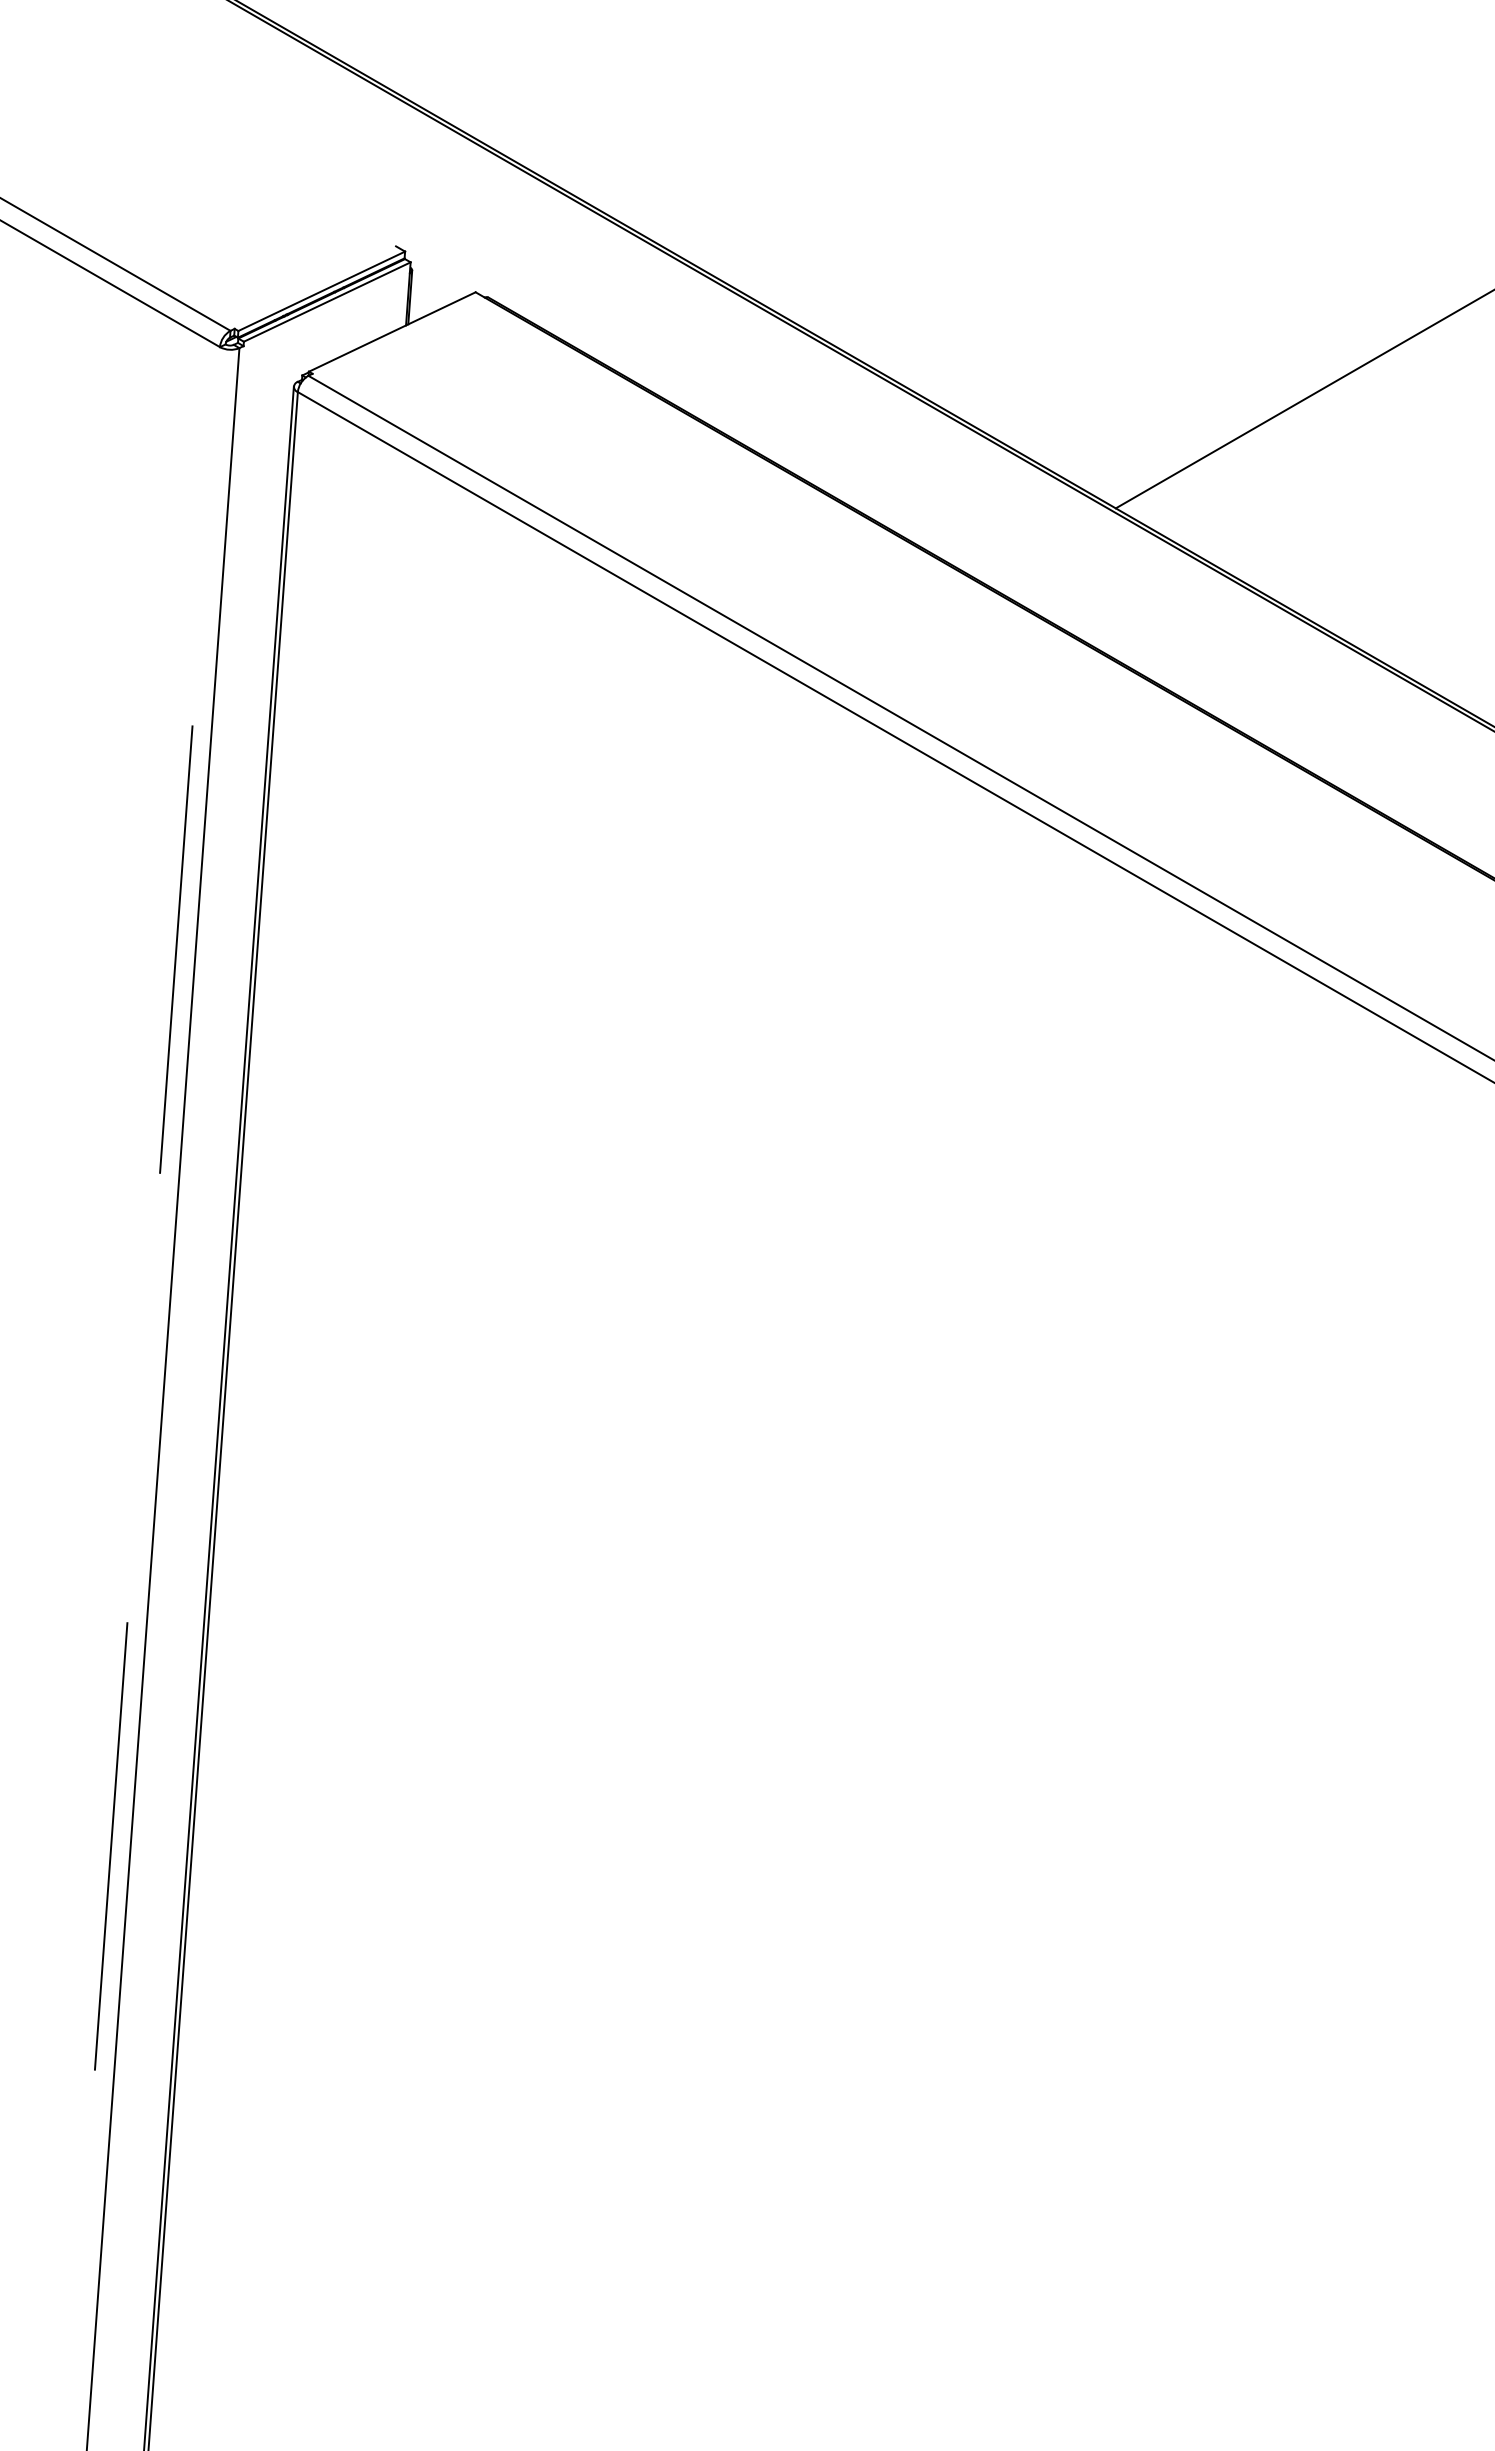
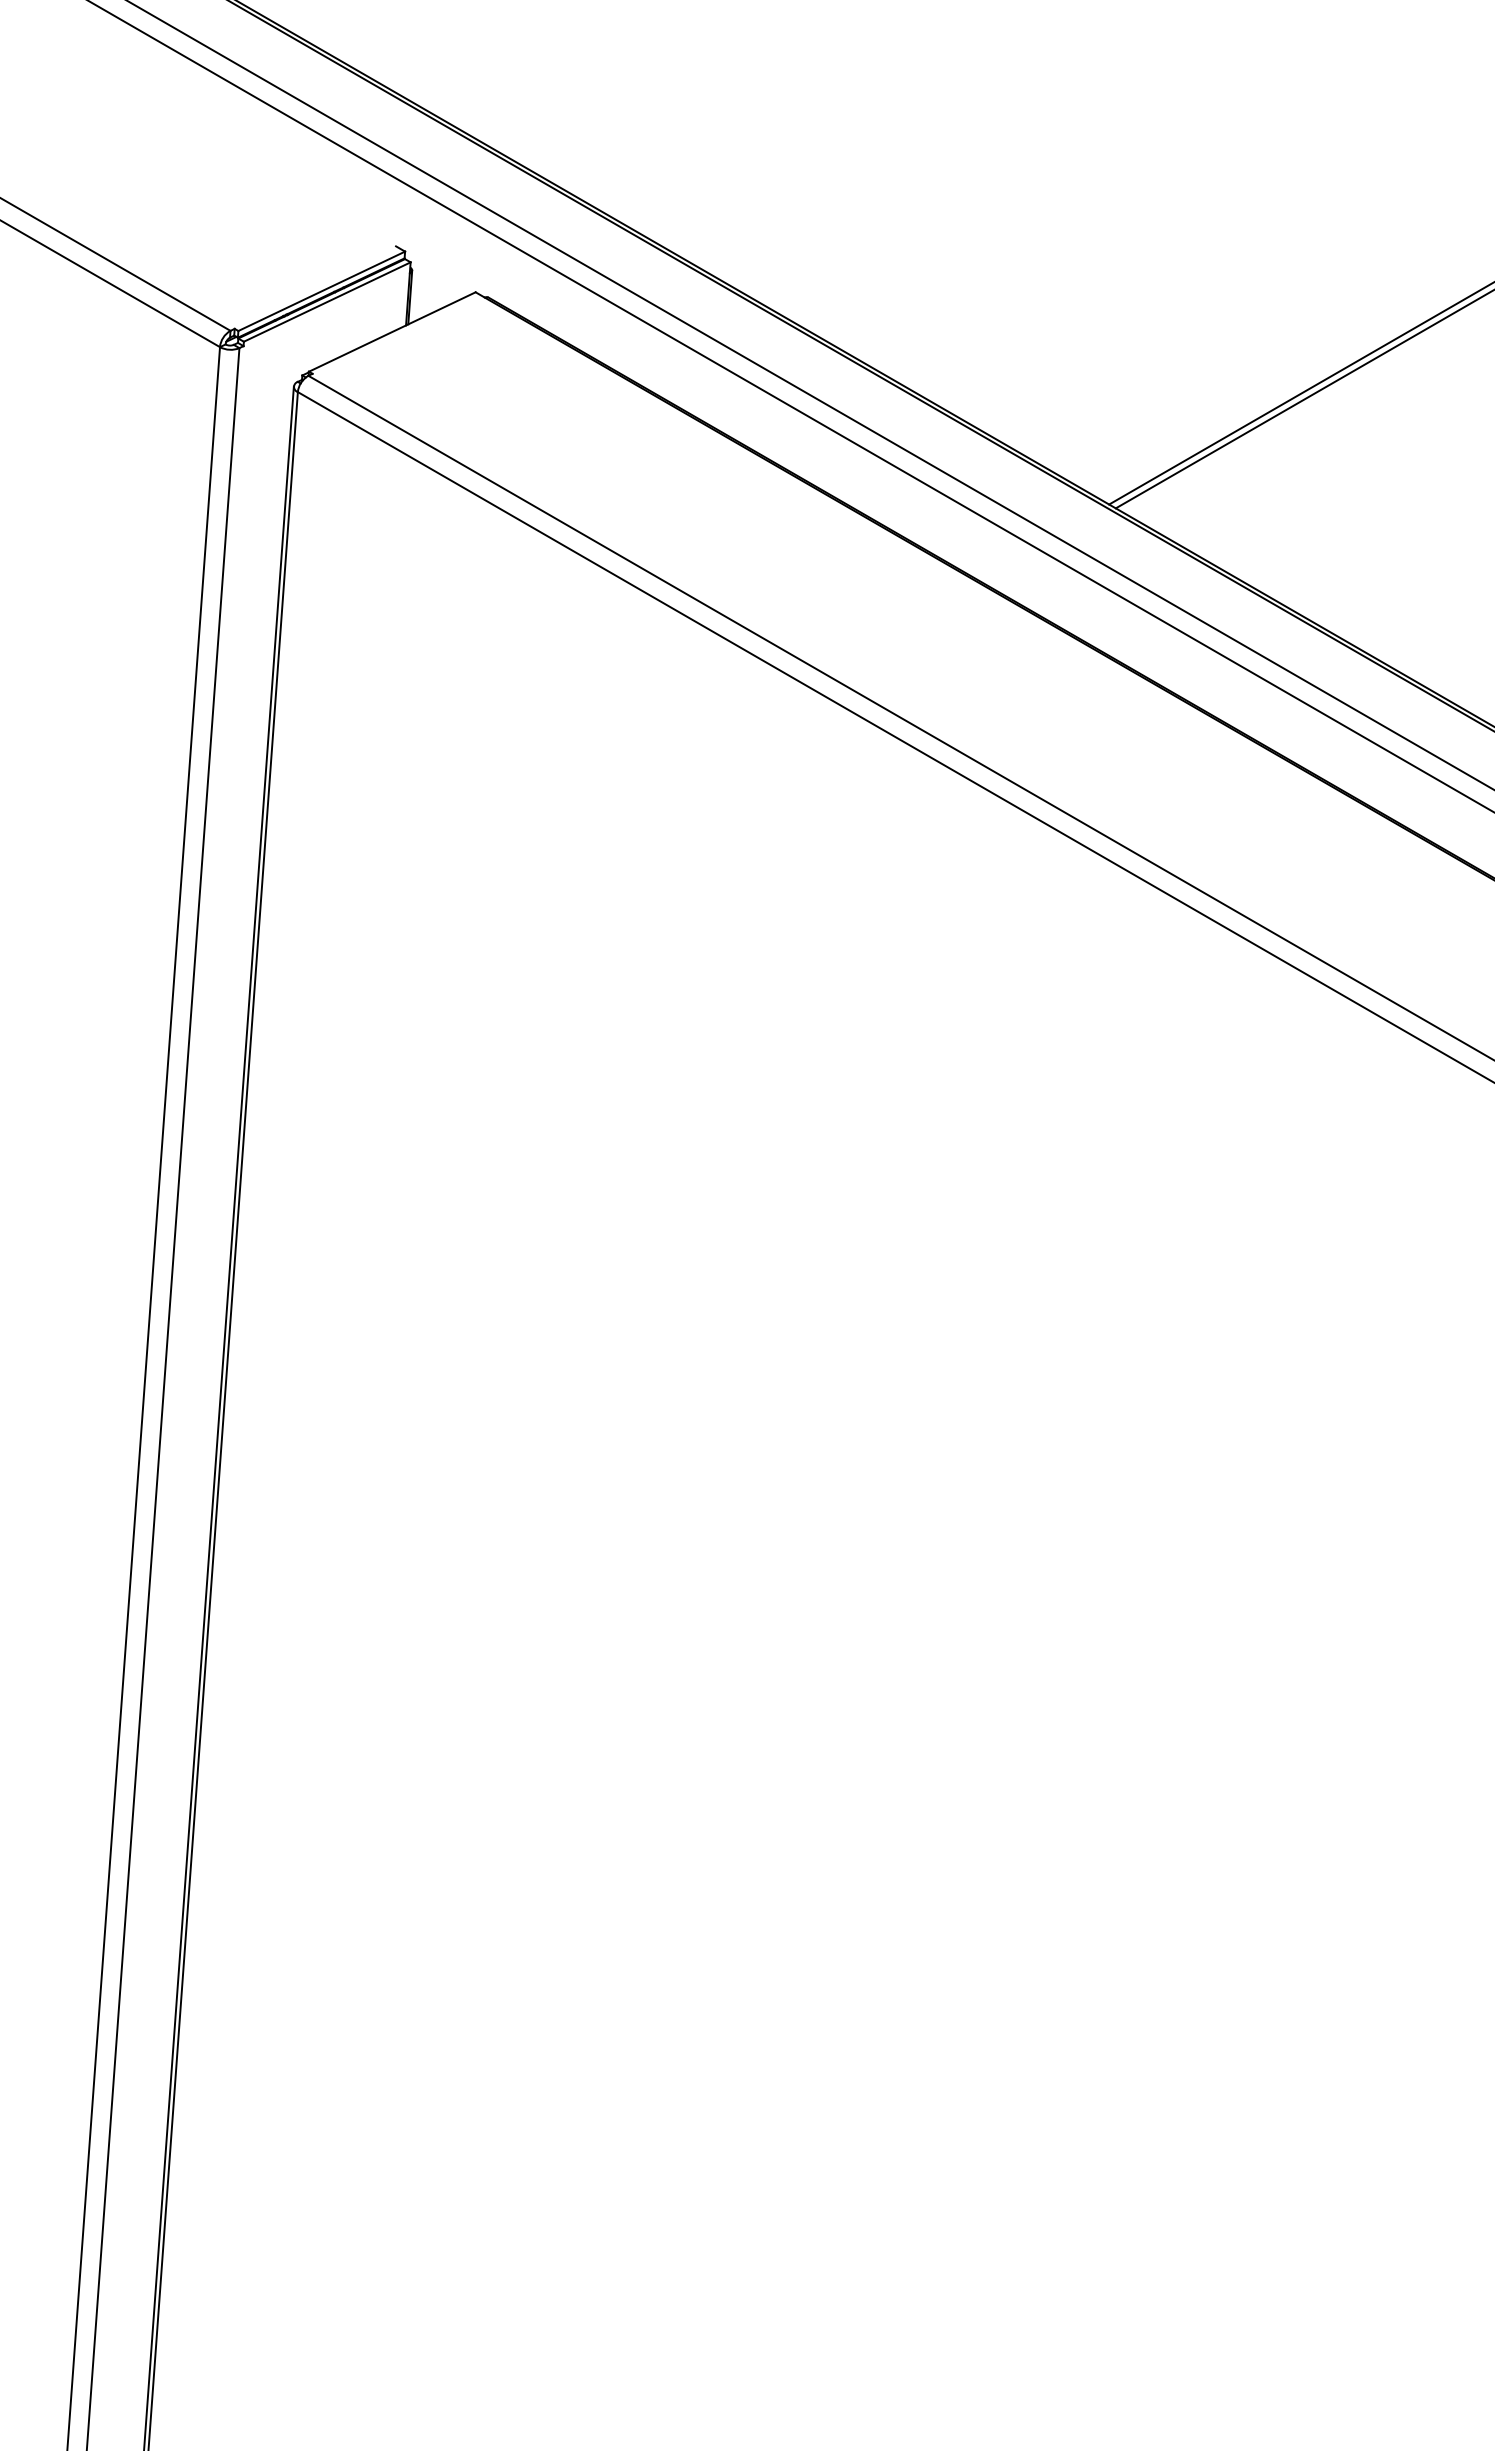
line: none -> present (1300, 393)
line: none -> present (810, 395)
line: none -> present (790, 406)
line: dashed -> solid (143, 1399)
